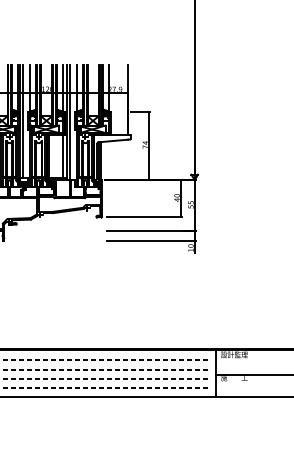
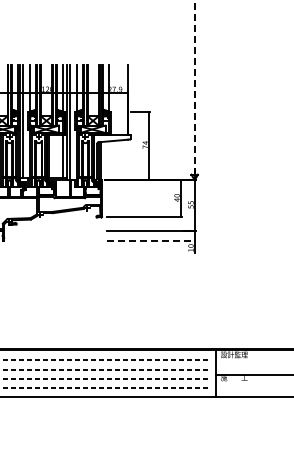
line: solid -> dashed (194, 87)
line: solid -> dashed (152, 240)
